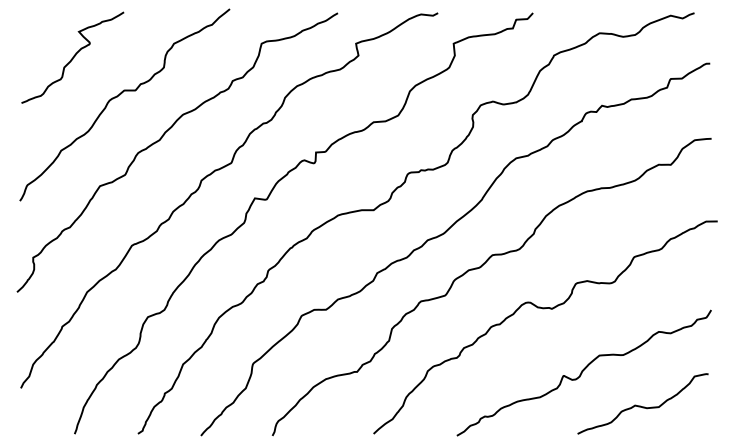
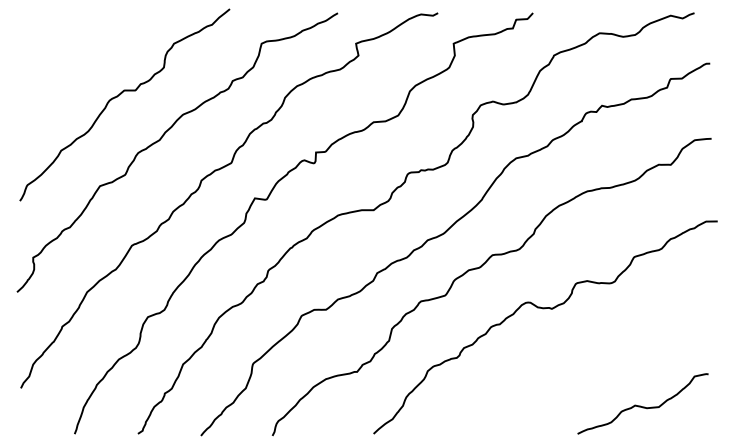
curve: present -> none (72, 57)
curve: present -> none (583, 371)
